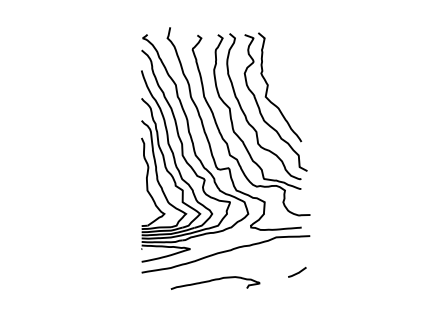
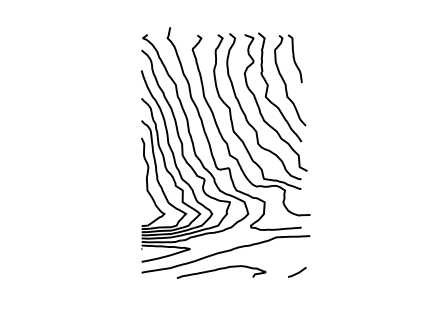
part: none -> present (290, 80)
curve position: (215, 280) -> (221, 269) (221, 269)
